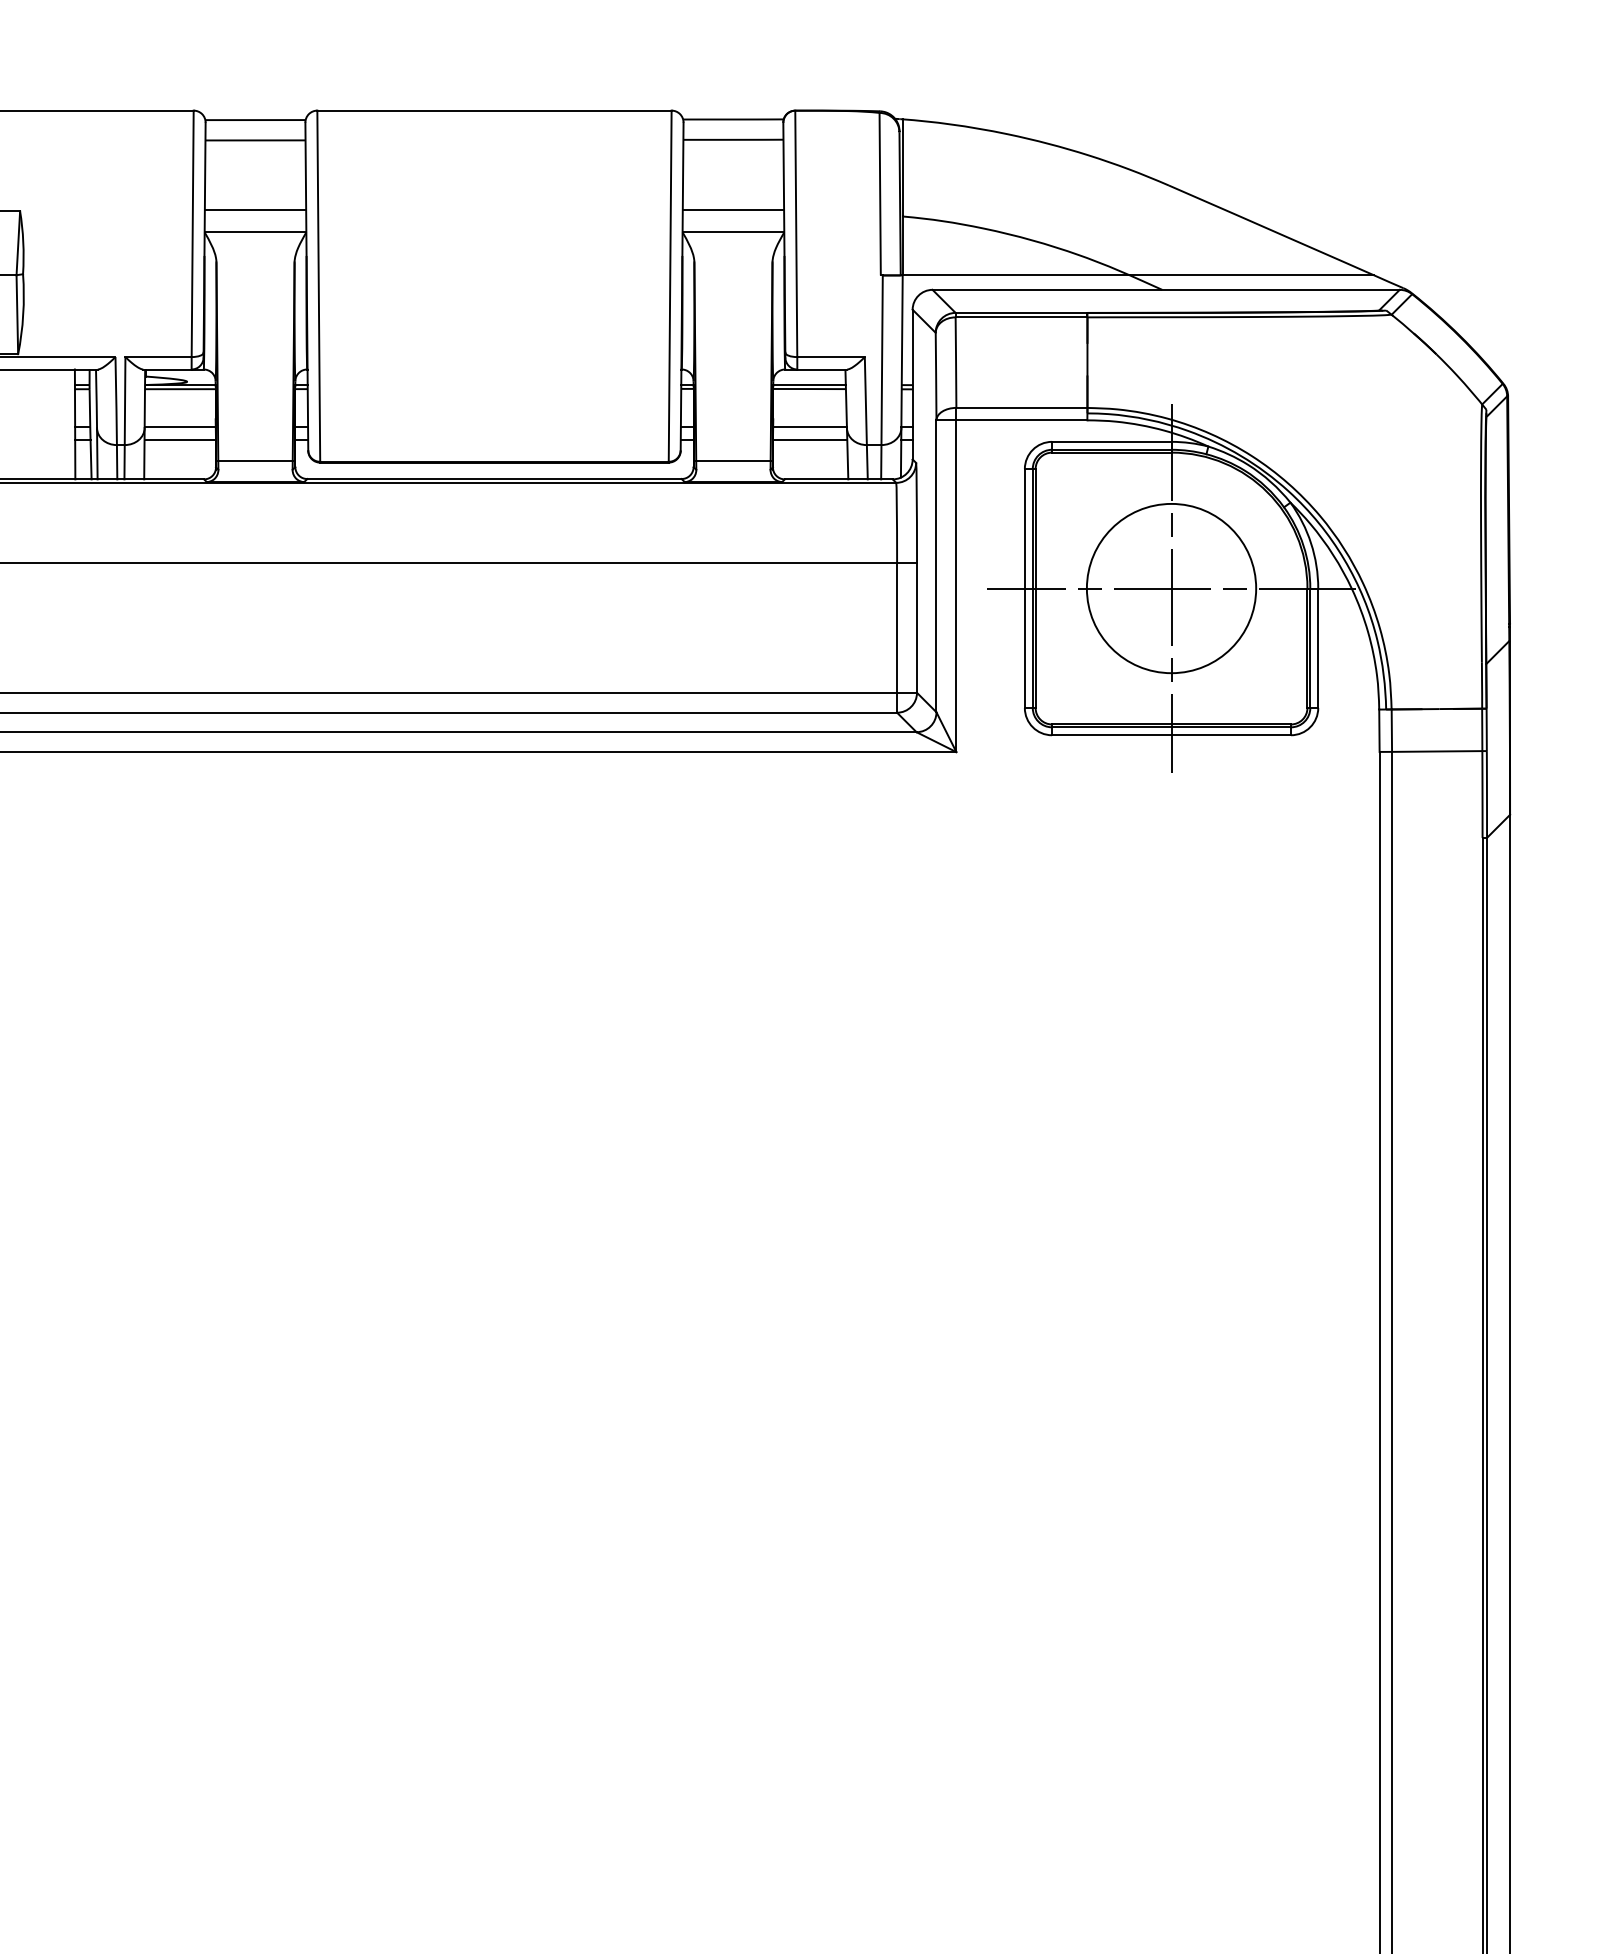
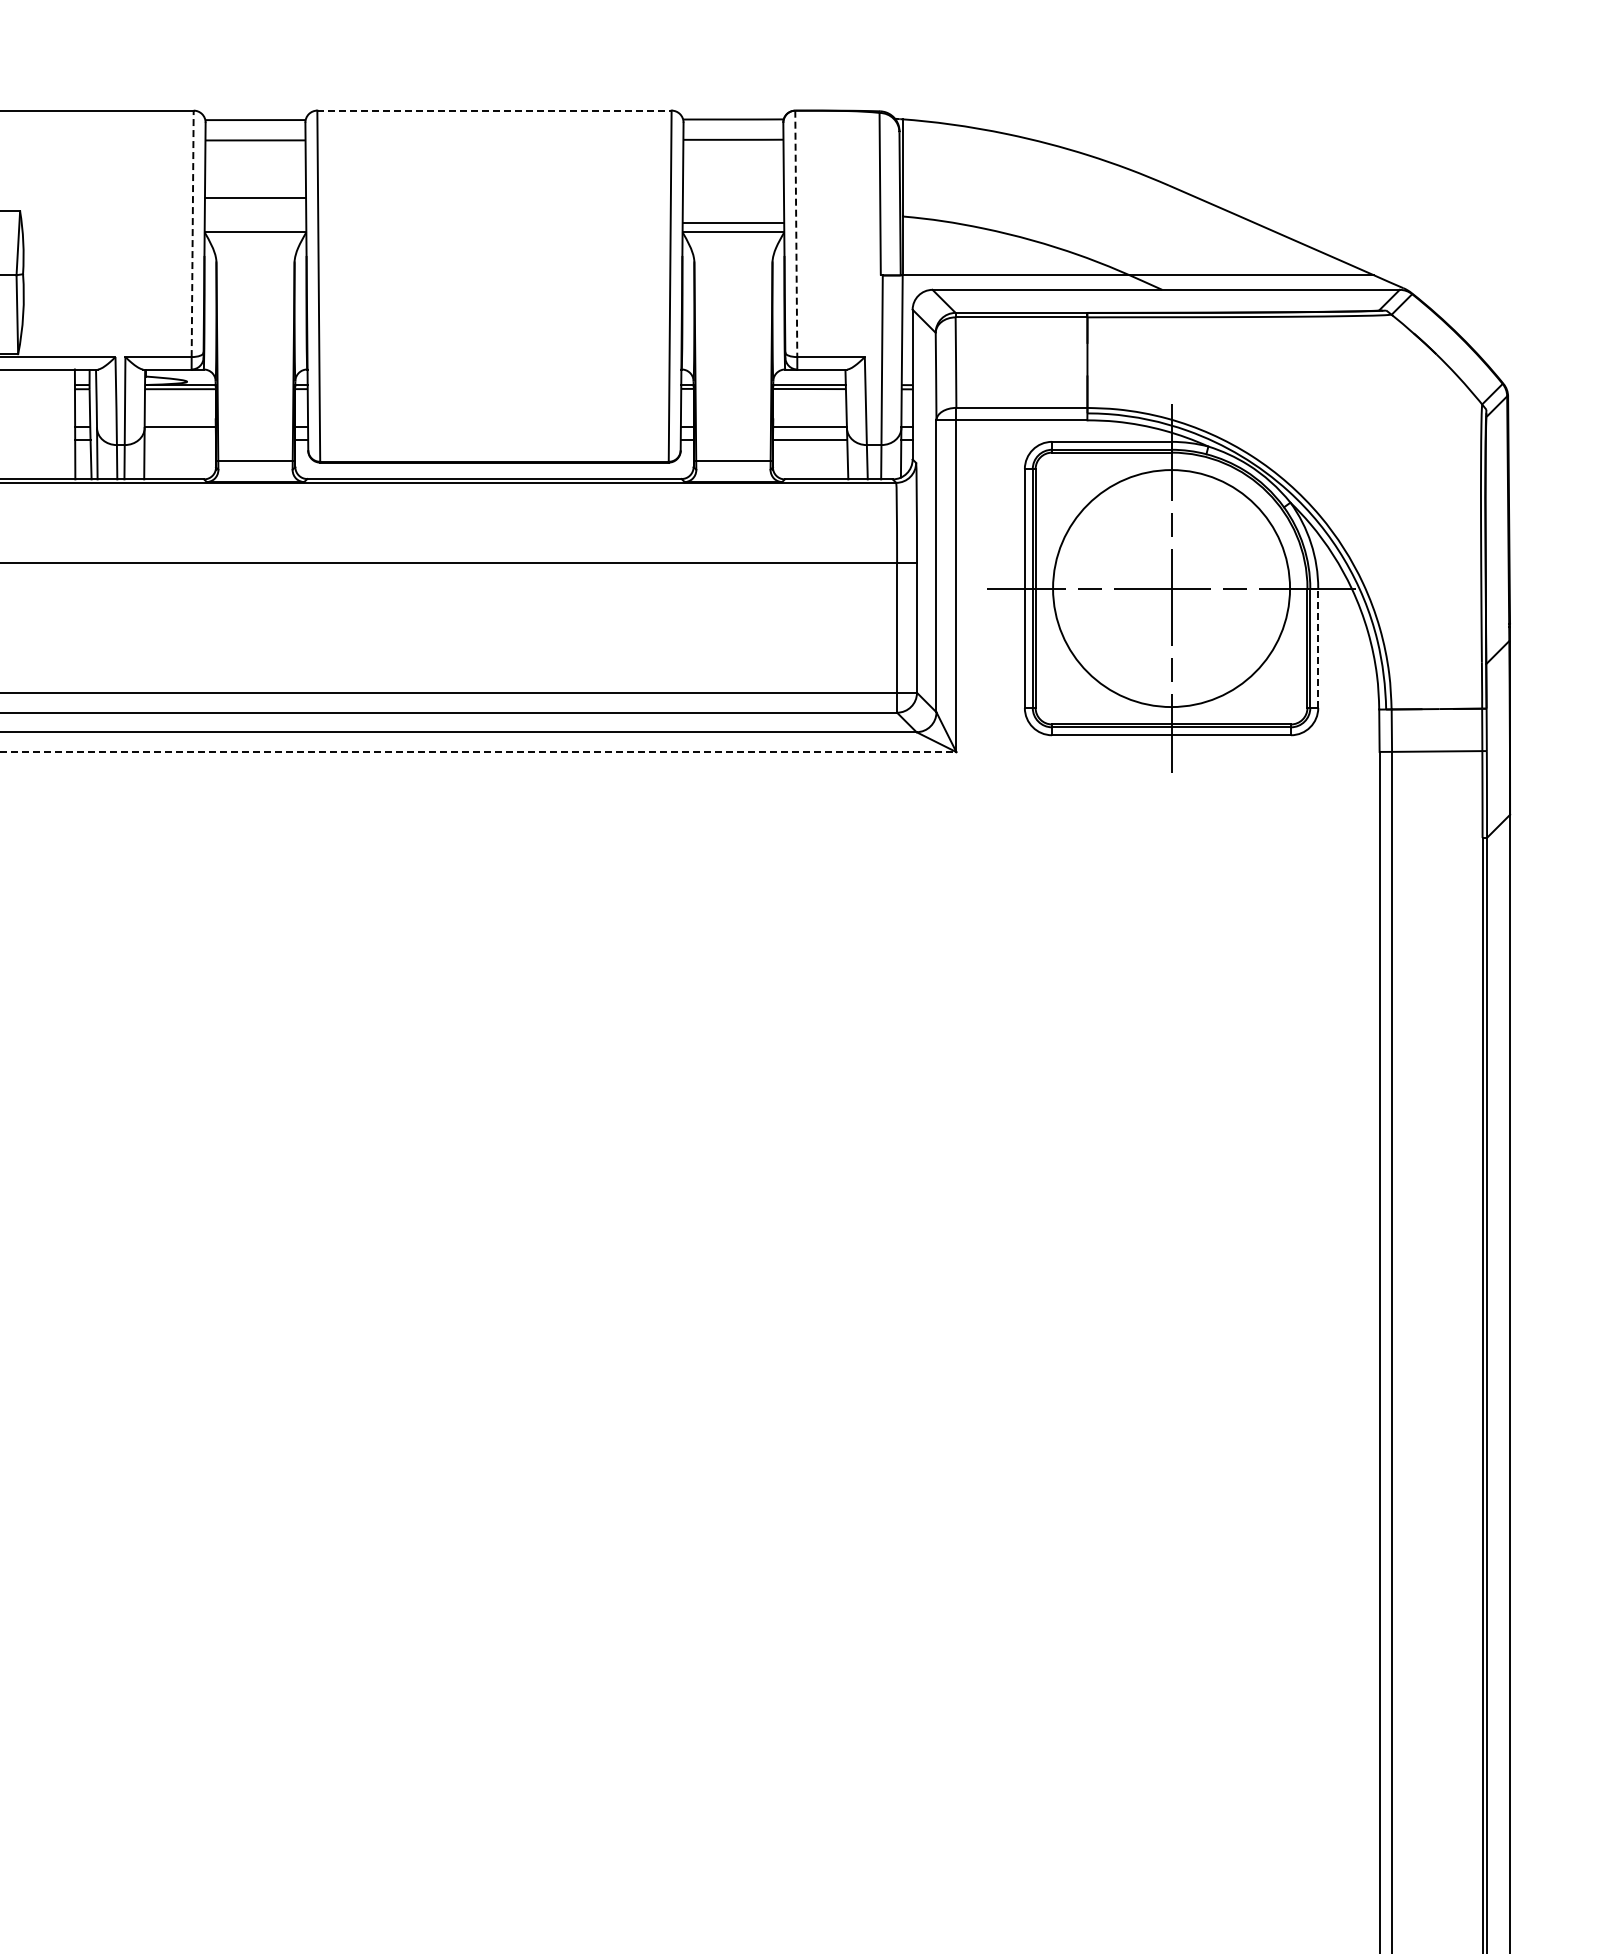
line: solid -> dashed (494, 110)
line position: (255, 210) -> (255, 198) (255, 198)
line position: (733, 210) -> (733, 223) (733, 223)
line: solid -> dashed (192, 233)
line: solid -> dashed (796, 234)
line: present -> none (179, 440)
circle diameter: 169 px -> 237 px (1171, 588)
line: solid -> dashed (1318, 648)
line: solid -> dashed (478, 752)
